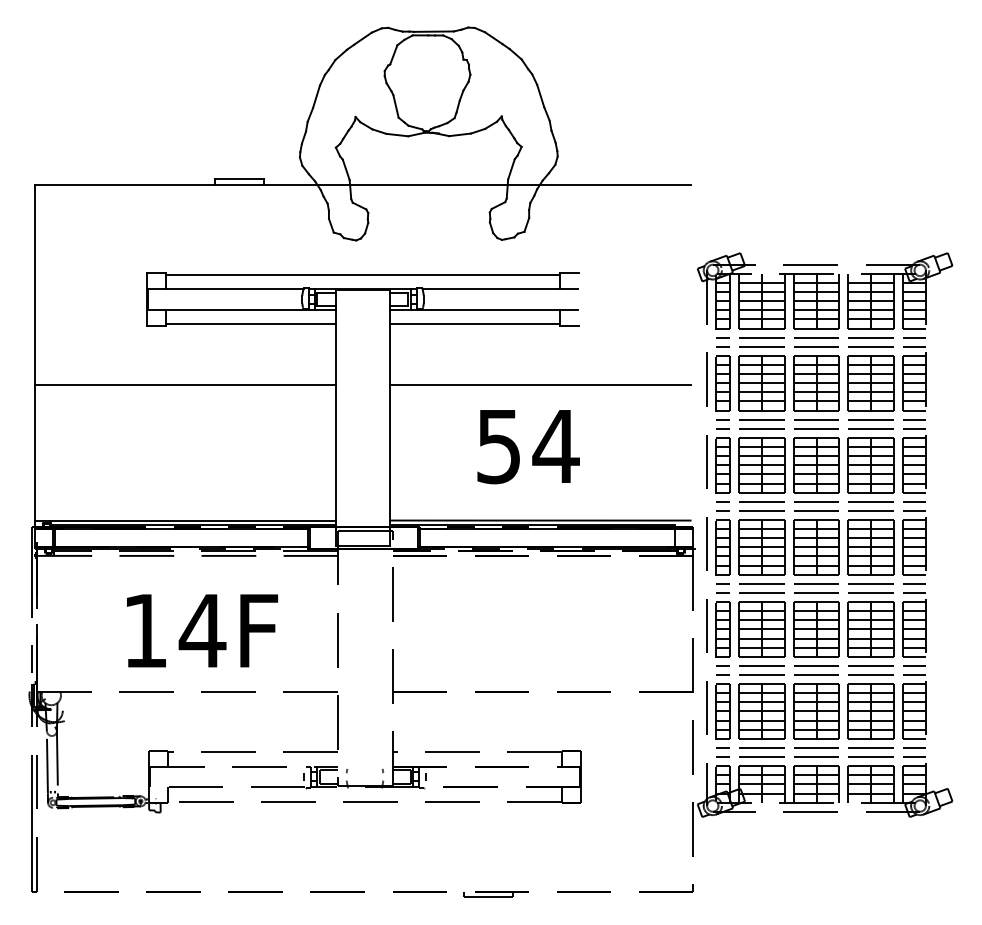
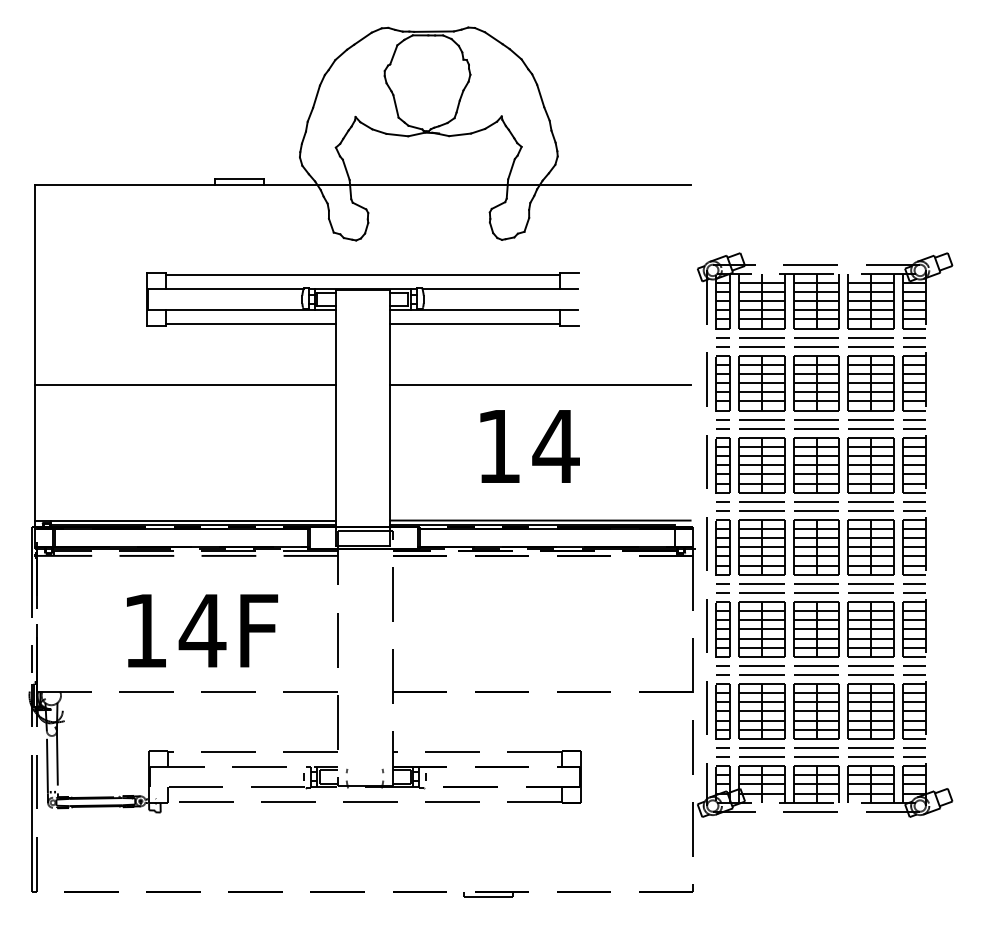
text: 54 -> 14 (498, 447)
